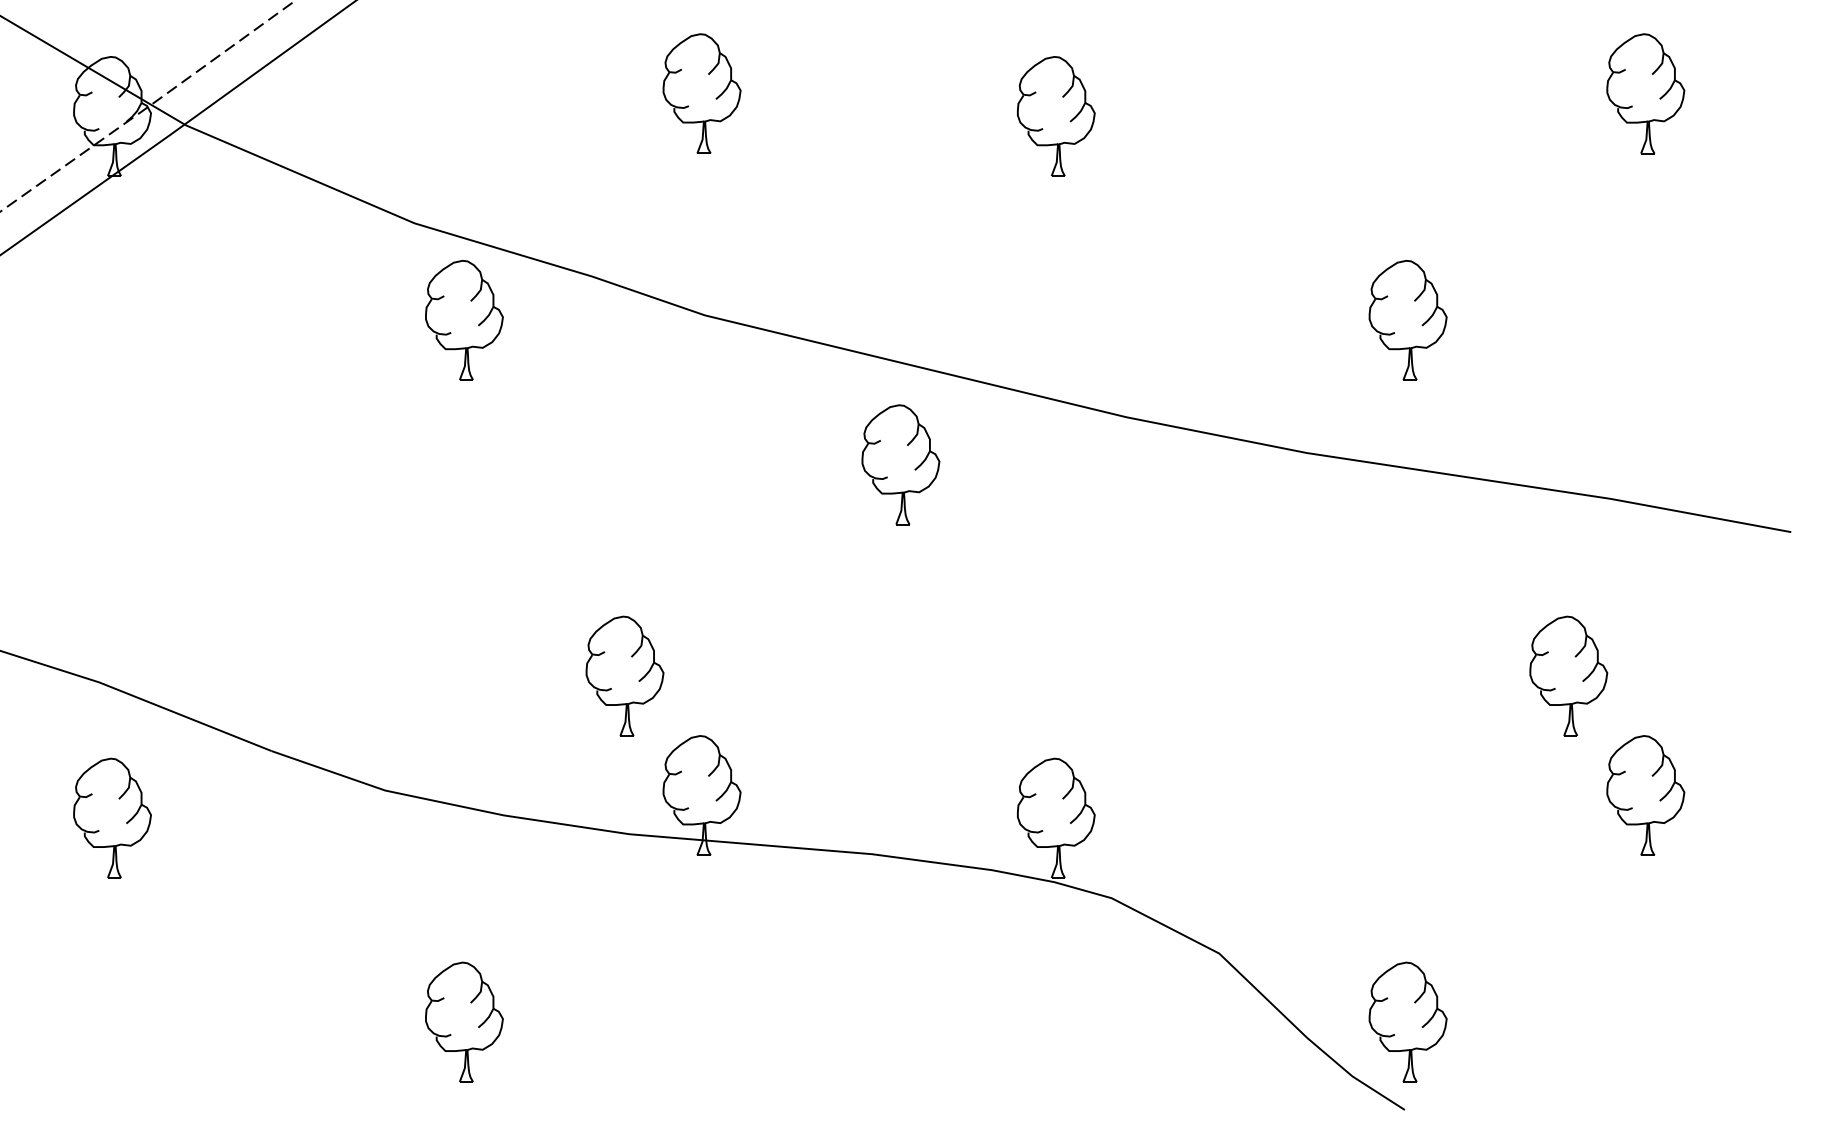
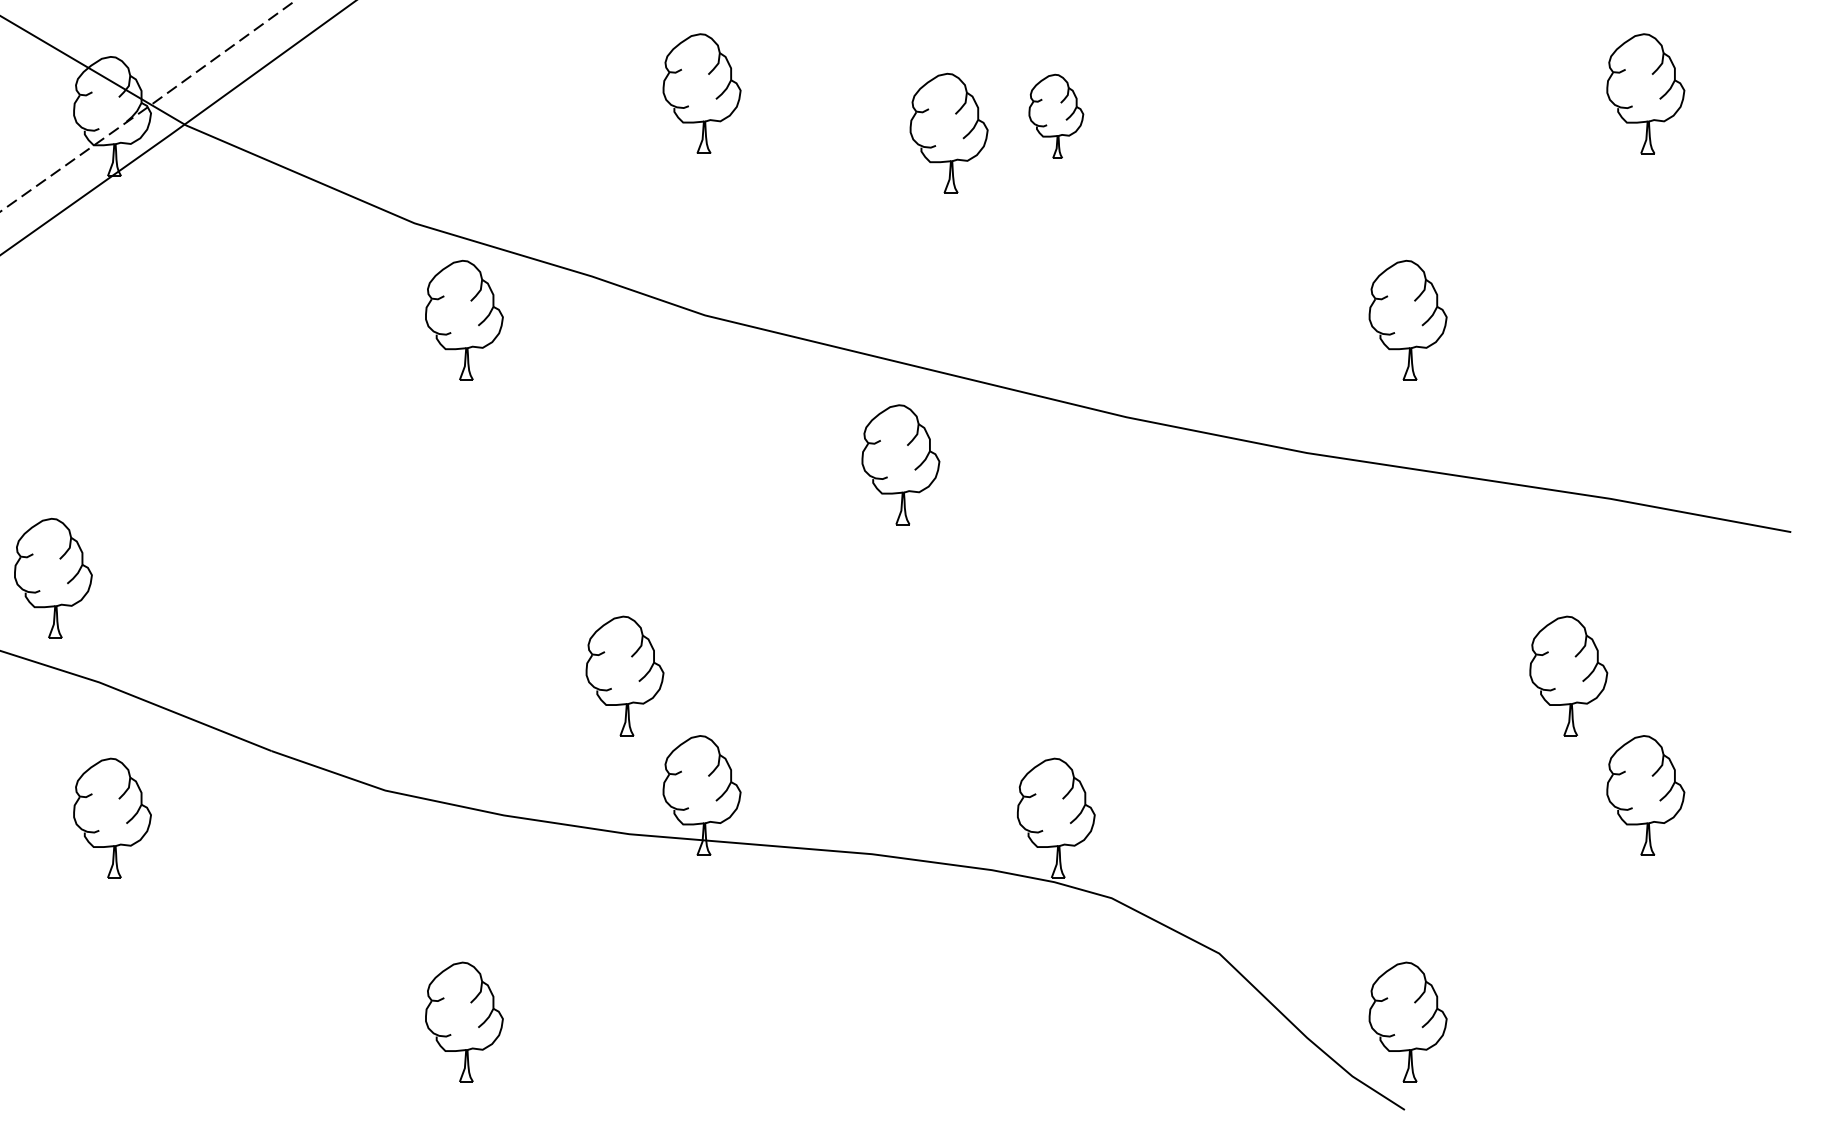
part size: 79x121 px -> 57x86 px (1056, 115)
part: none -> present (948, 132)
part: none -> present (53, 577)
